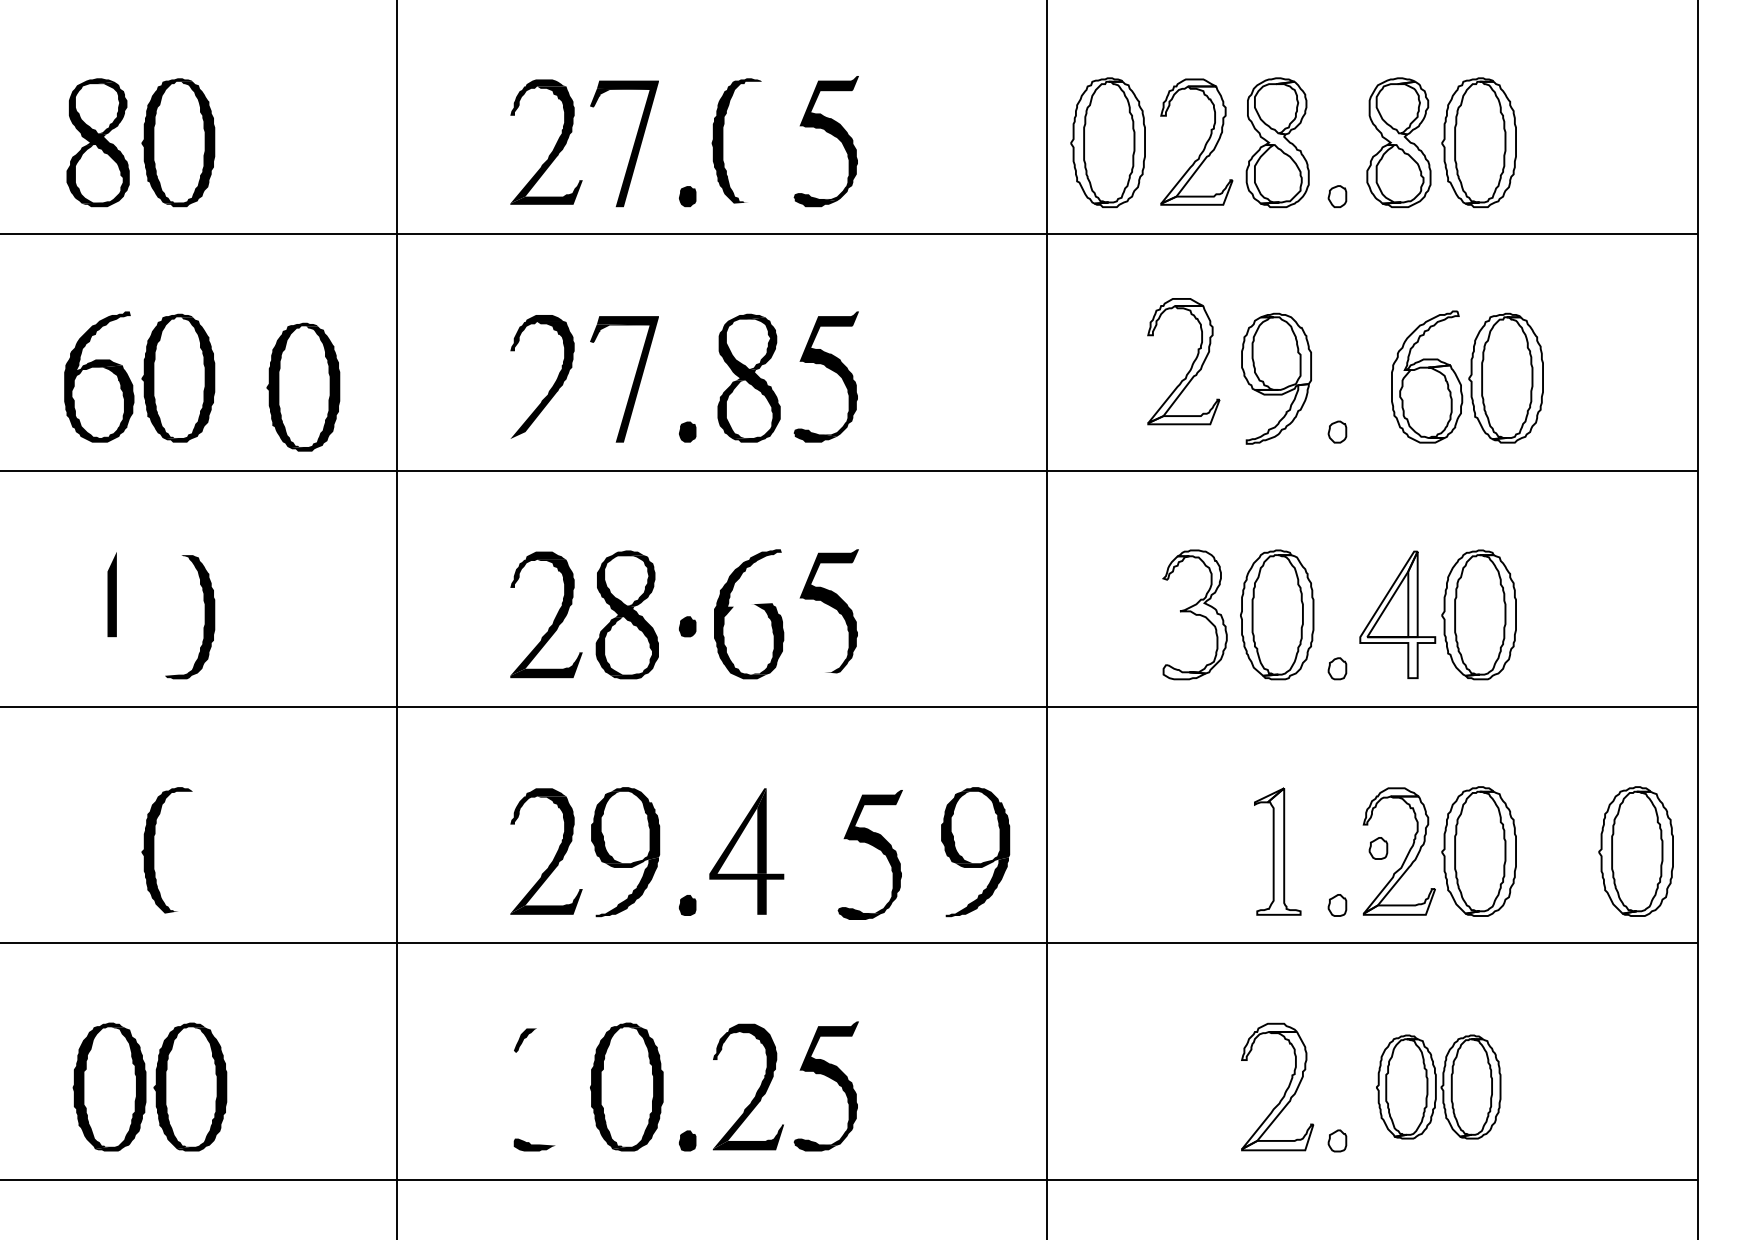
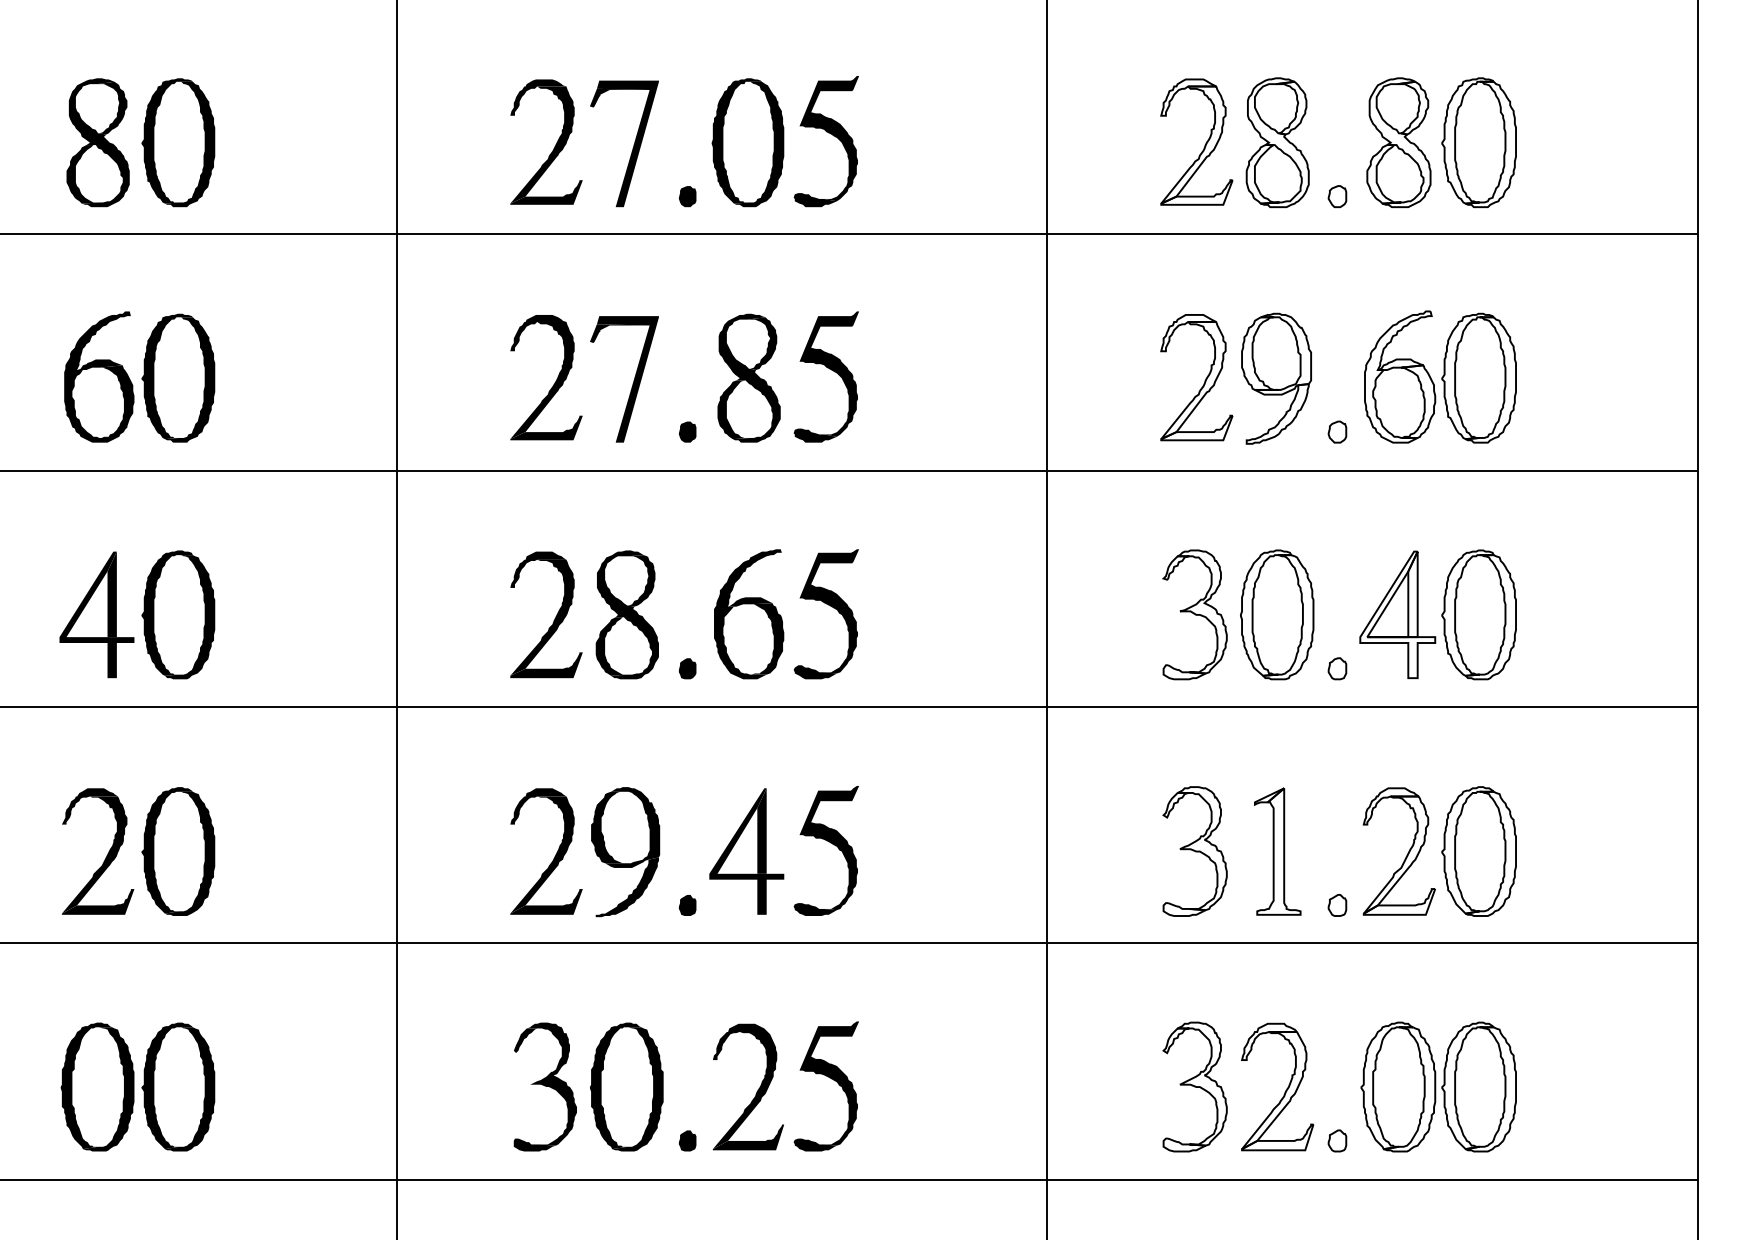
part: present -> none (1107, 142)
fill: none -> present (758, 144)
part position: (1191, 364) -> (1204, 380) (1204, 380)
part position: (1467, 376) -> (1440, 376) (1440, 376)
part: present -> none (303, 386)
fill: none -> present (546, 427)
fill: none -> present (750, 601)
fill: none -> present (166, 612)
fill: none -> present (96, 614)
part position: (687, 626) -> (687, 668) (687, 668)
fill: none -> present (814, 672)
part position: (874, 847) -> (830, 843) (830, 843)
part: present -> none (1378, 848)
part: none -> present (1194, 851)
part: present -> none (1635, 851)
part: present -> none (975, 852)
fill: none -> present (189, 853)
part: none -> present (106, 855)
fill: none -> present (551, 1083)
part position: (149, 1086) -> (137, 1086) (137, 1086)
part: none -> present (1194, 1086)
part size: 126x106 px -> 157x132 px (1438, 1086)
